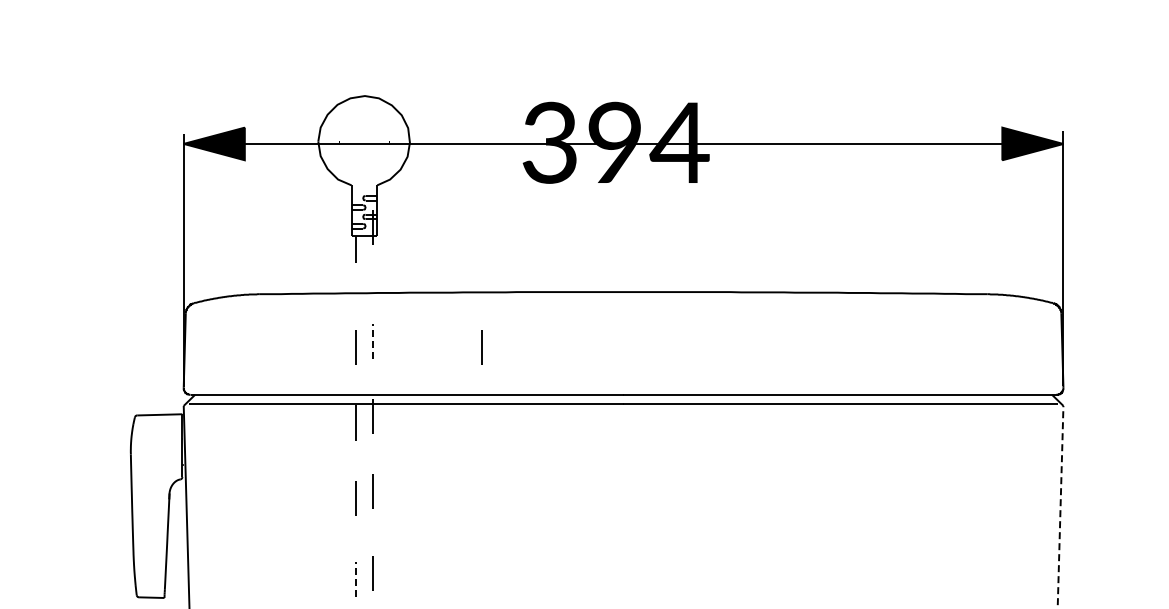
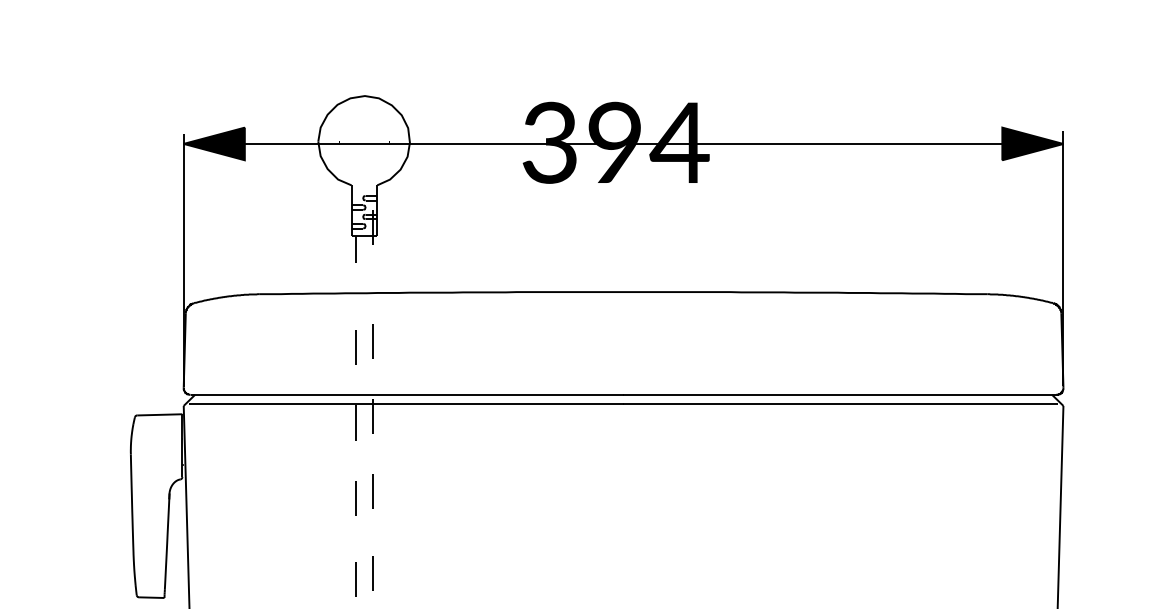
line: dashed -> solid (372, 341)
line: present -> none (481, 347)
line: dashed -> solid (1060, 506)
line: dashed -> solid (355, 579)
